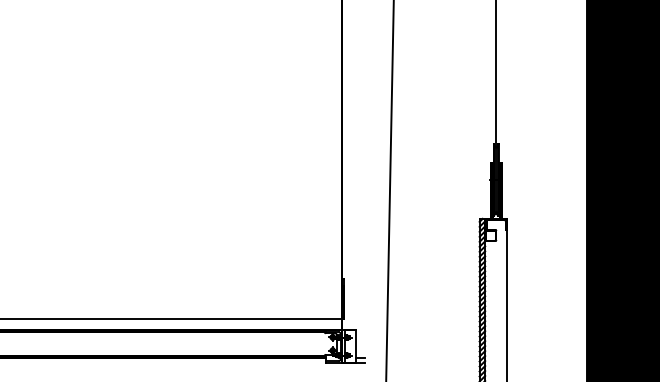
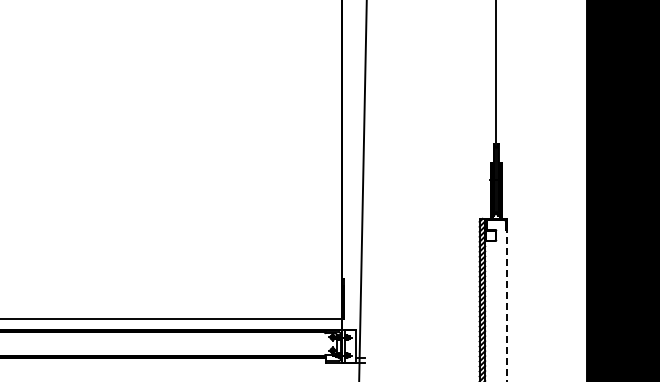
line position: (389, 190) -> (362, 190) (362, 190)
line: solid -> dashed (507, 299)
